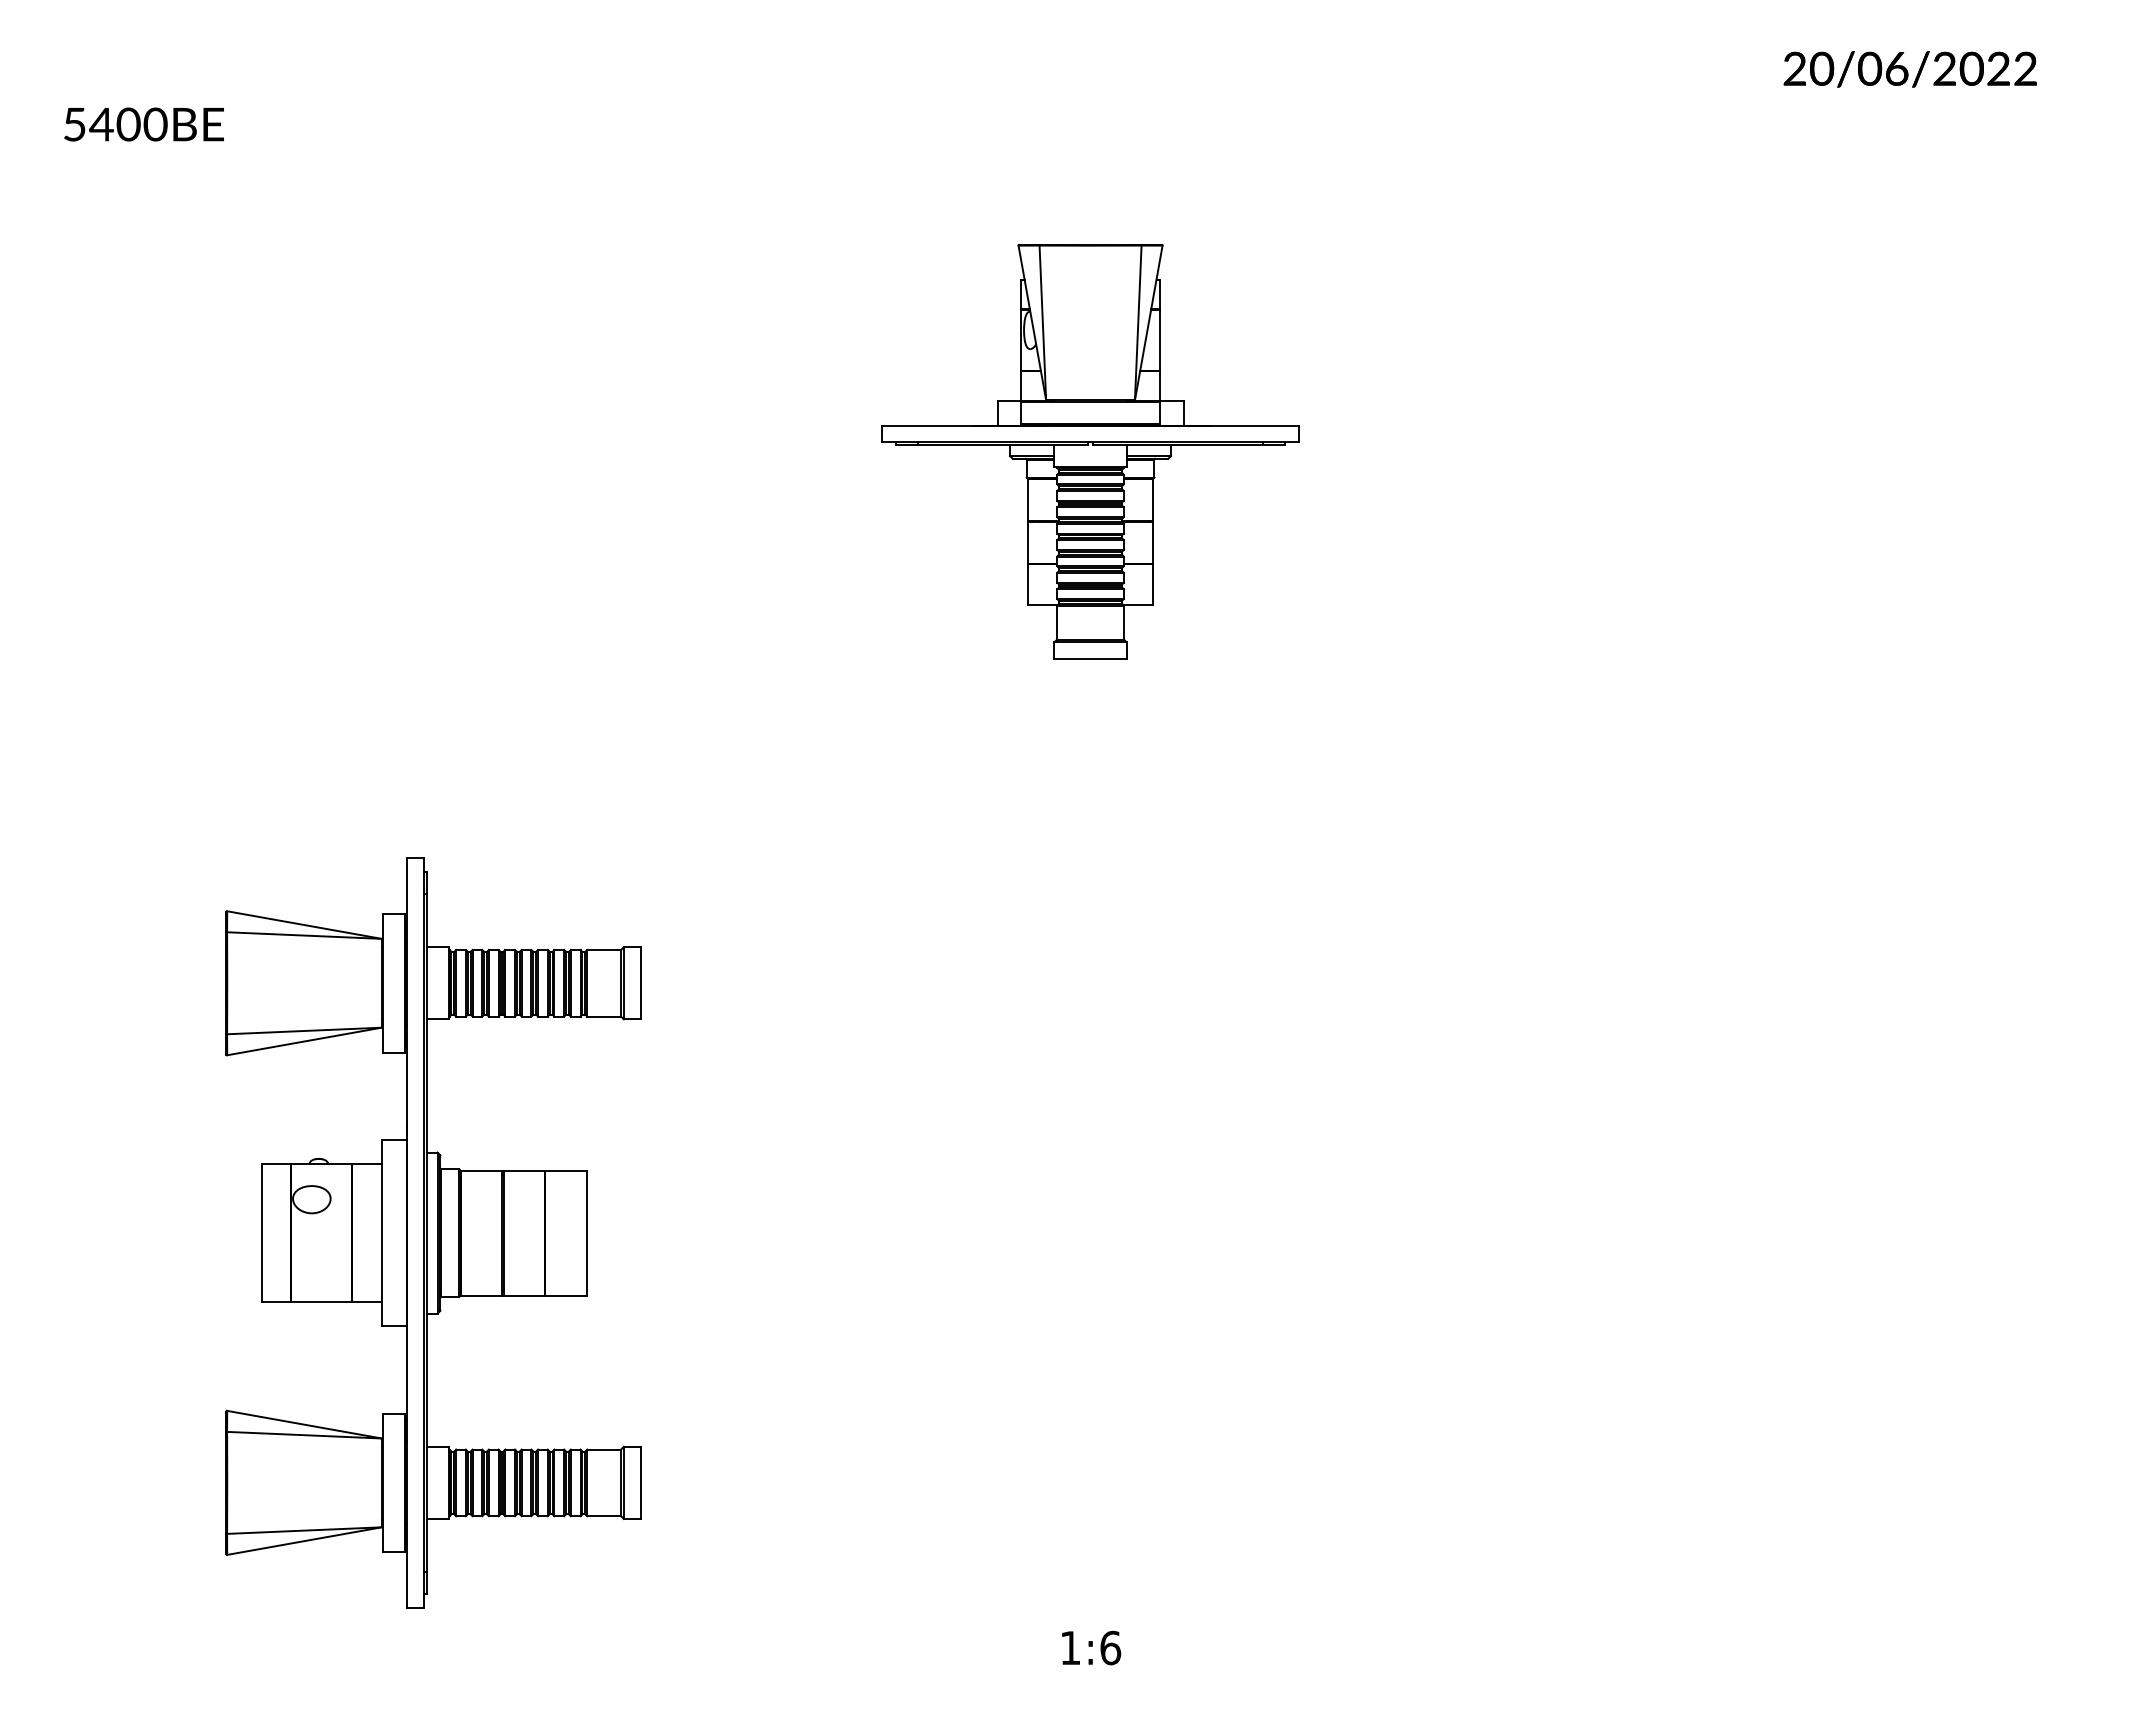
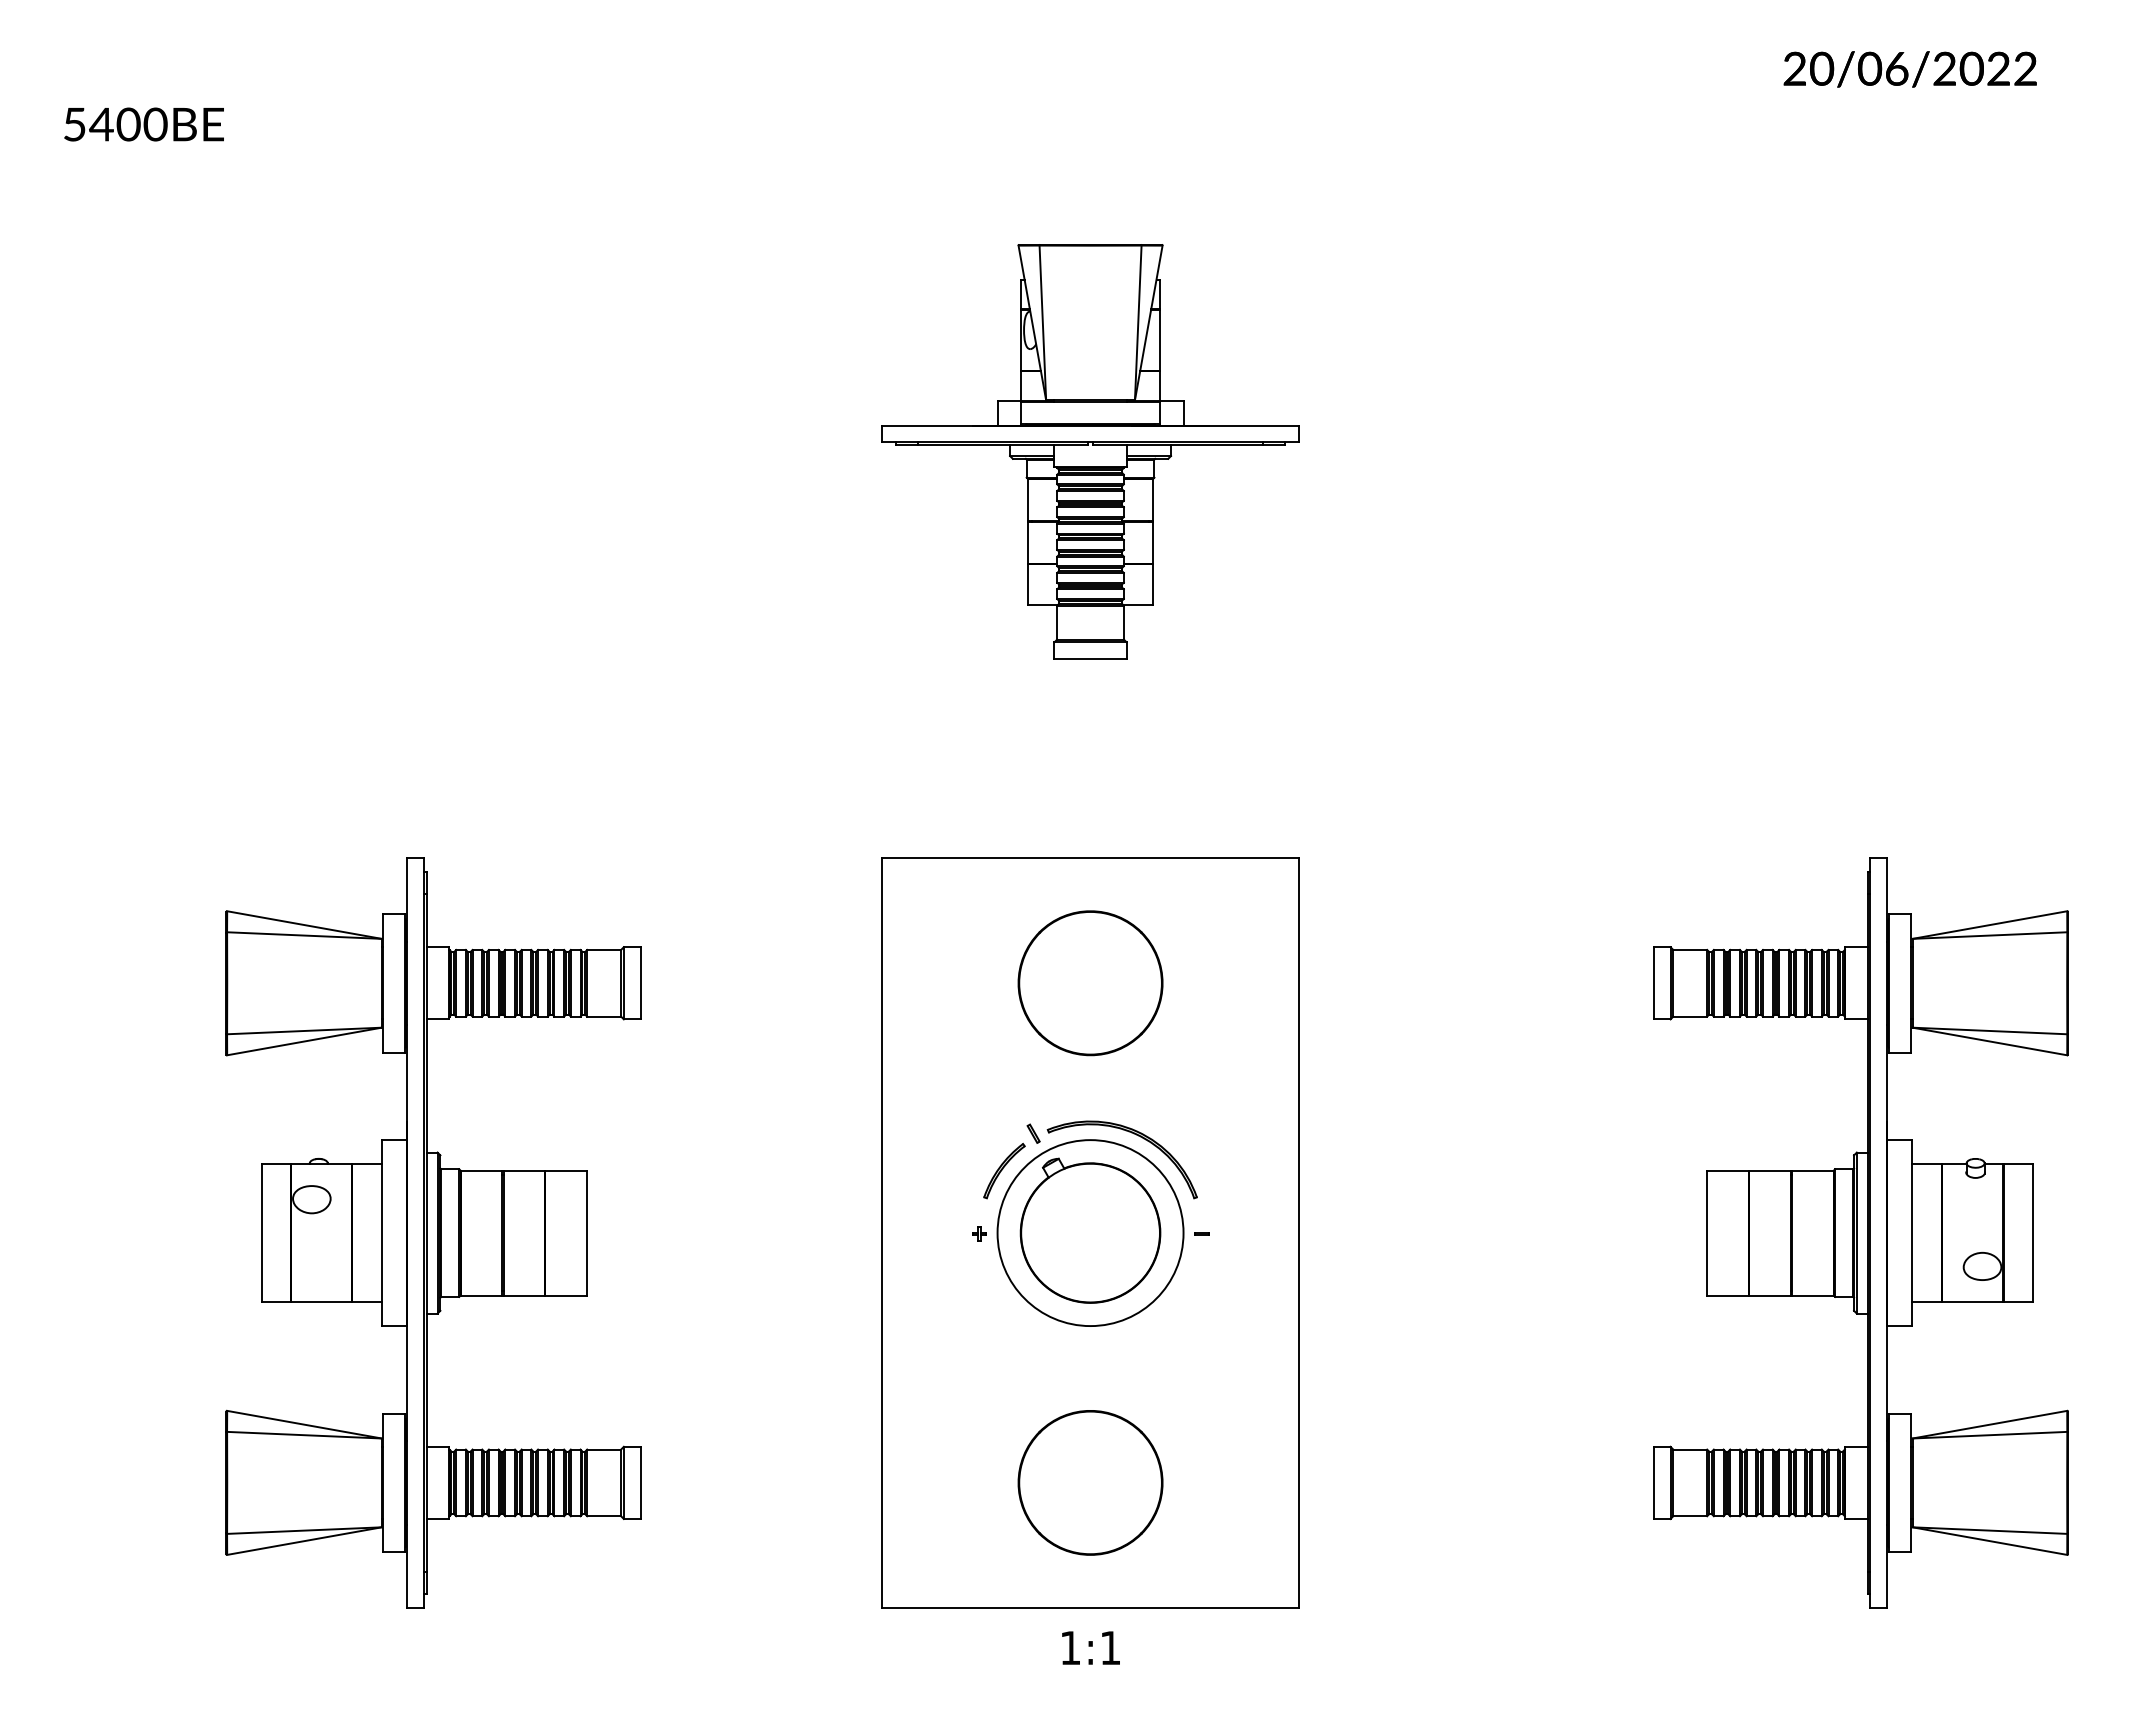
part: none -> present (1090, 1232)
part: none -> present (1860, 1232)
text: 1:6 -> 1:1 (1110, 1647)
